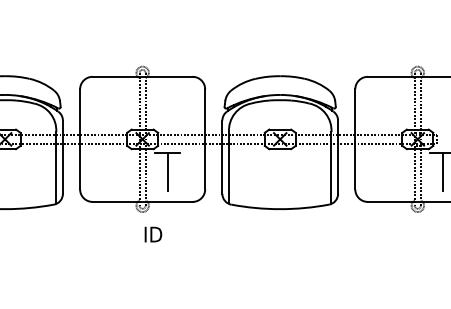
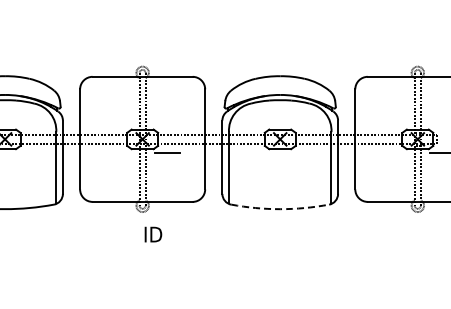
line: present -> none (167, 171)
line: present -> none (442, 171)
arc: solid -> dashed (280, 209)
